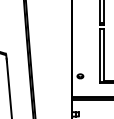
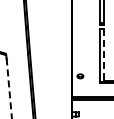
line: solid -> dashed (104, 54)
line: solid -> dashed (9, 89)
